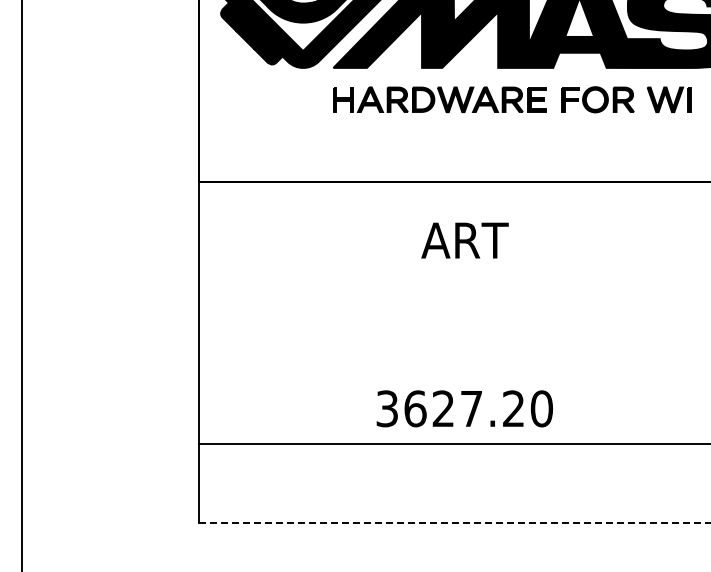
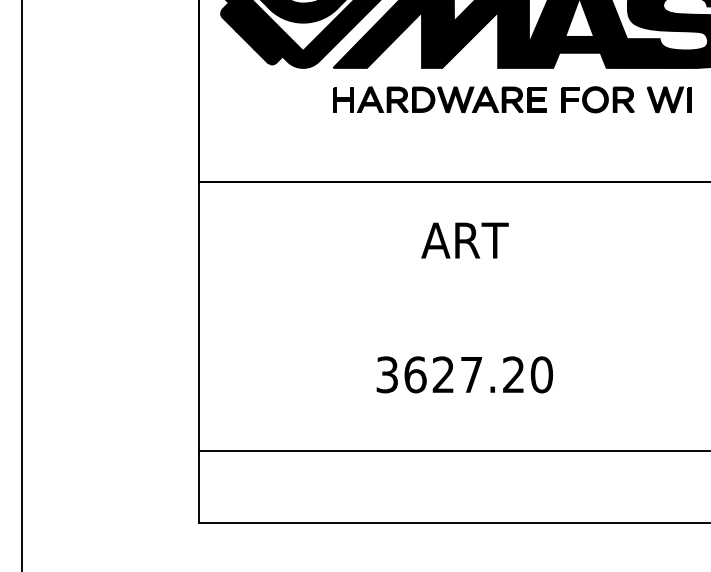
text position: (464, 408) -> (464, 374) (464, 374)
line position: (453, 443) -> (453, 450) (453, 450)
line: dashed -> solid (454, 522)
